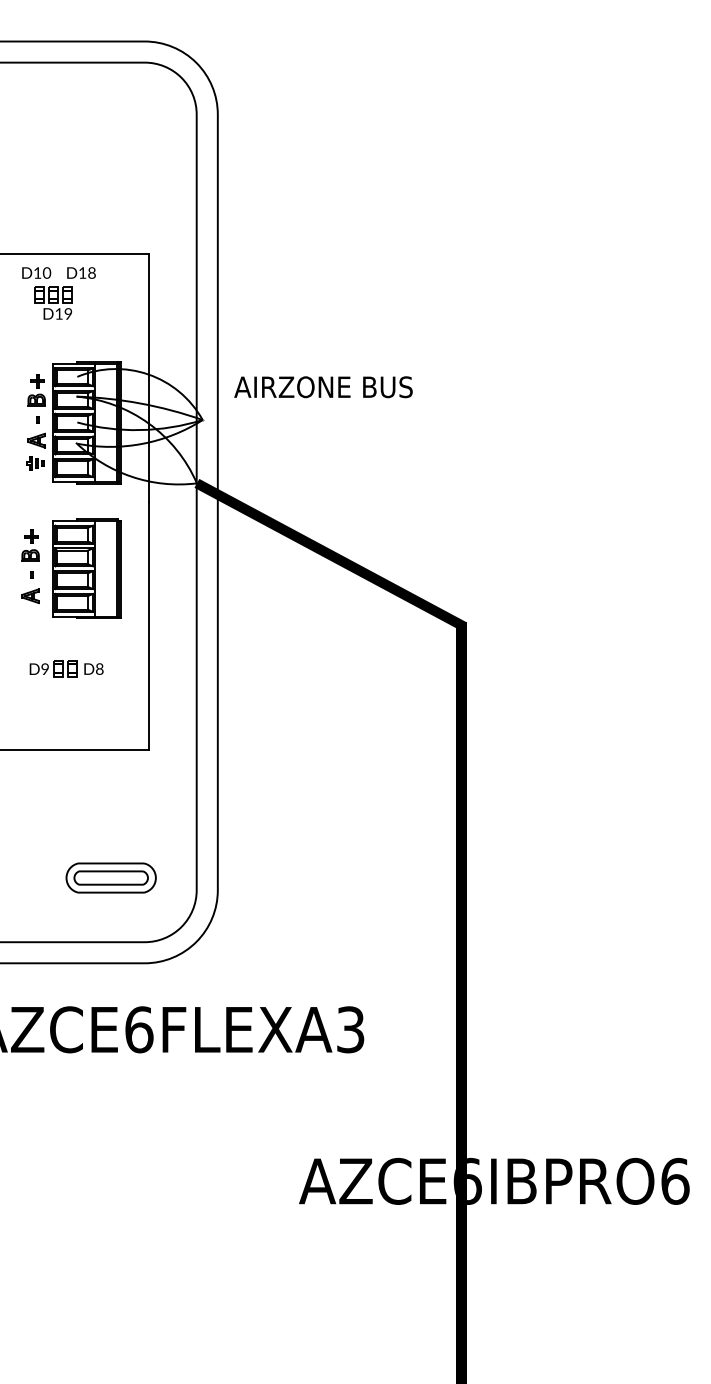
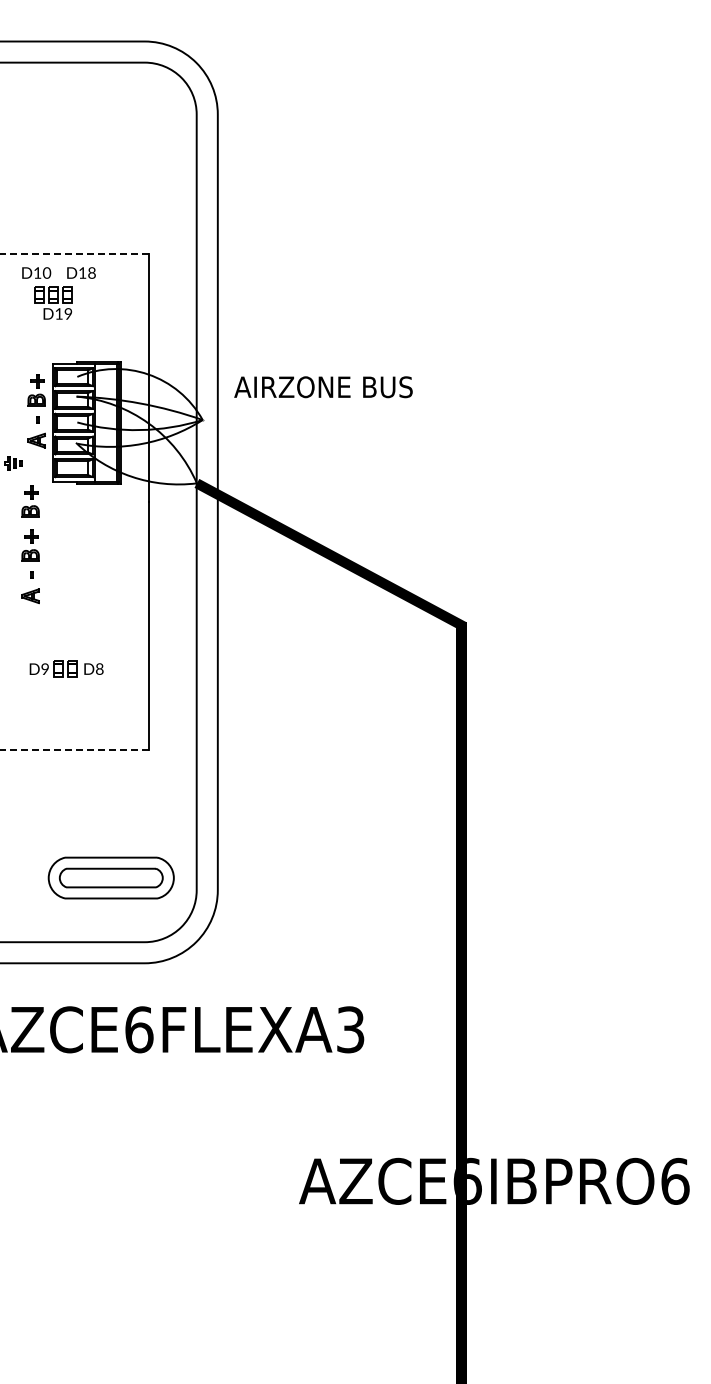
line: solid -> dashed (74, 254)
part position: (35, 463) -> (13, 463) (13, 463)
part: none -> present (30, 501)
part: present -> none (86, 568)
line: solid -> dashed (74, 750)
part size: 92x32 px -> 128x44 px (110, 877)
